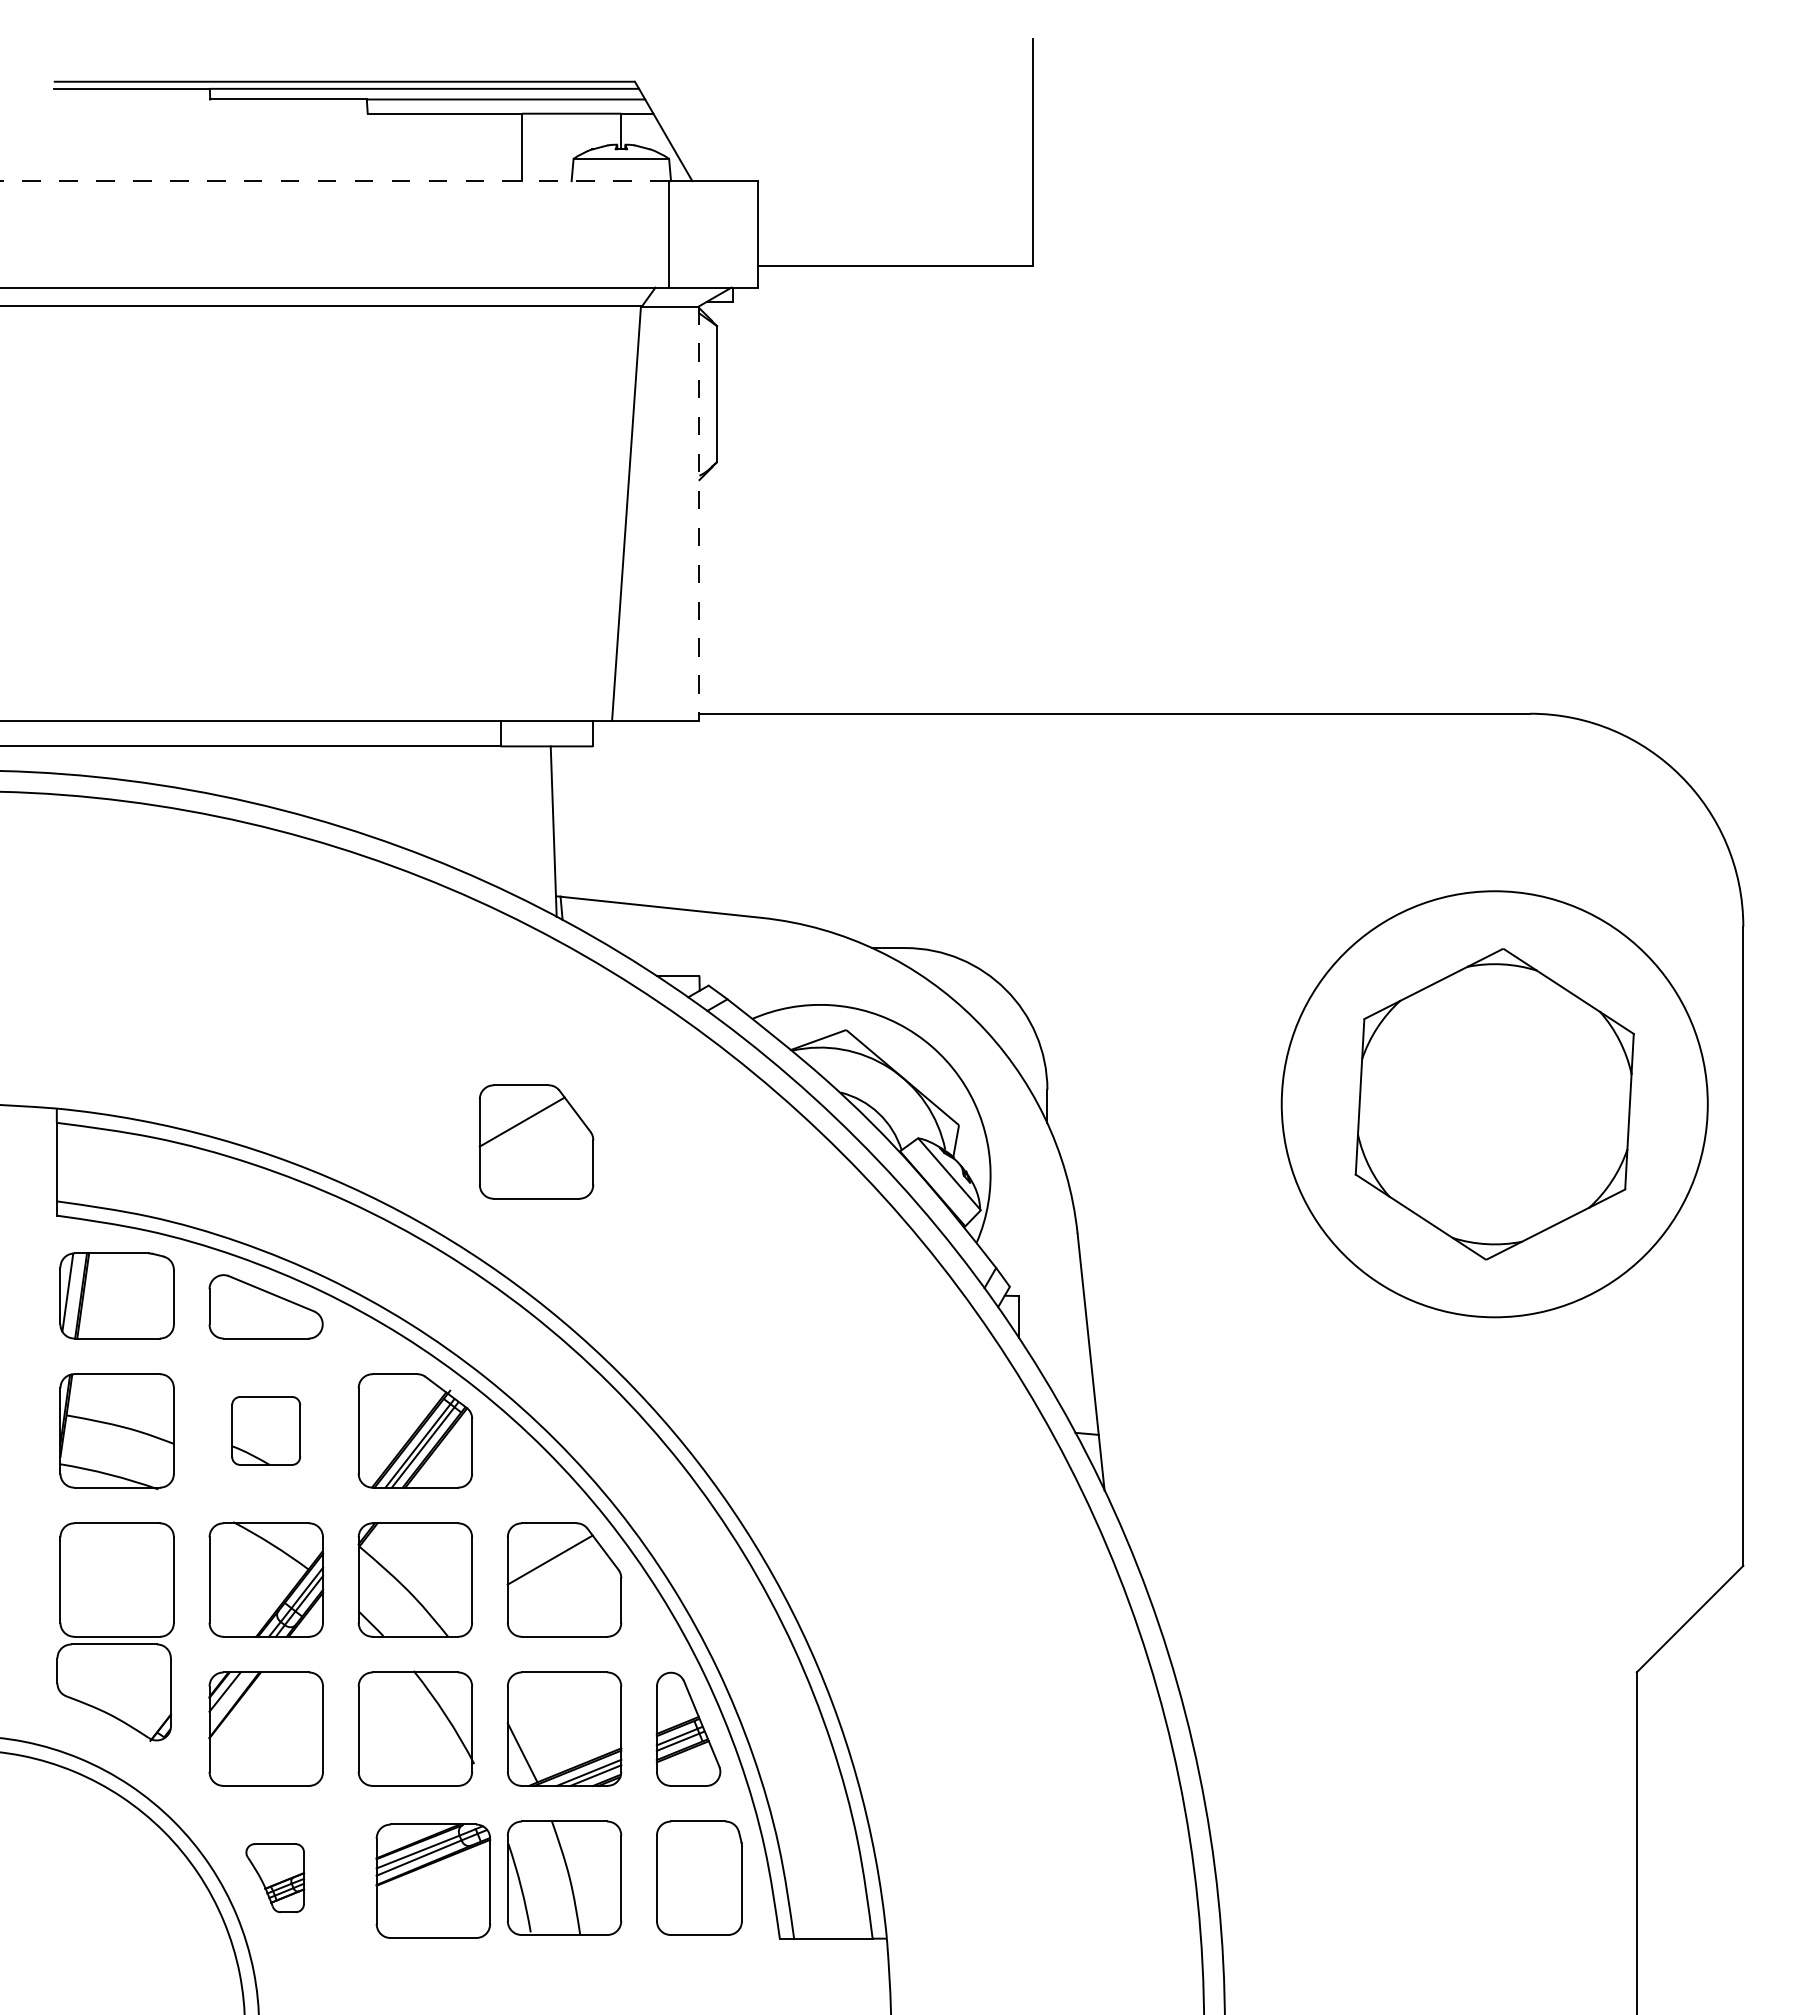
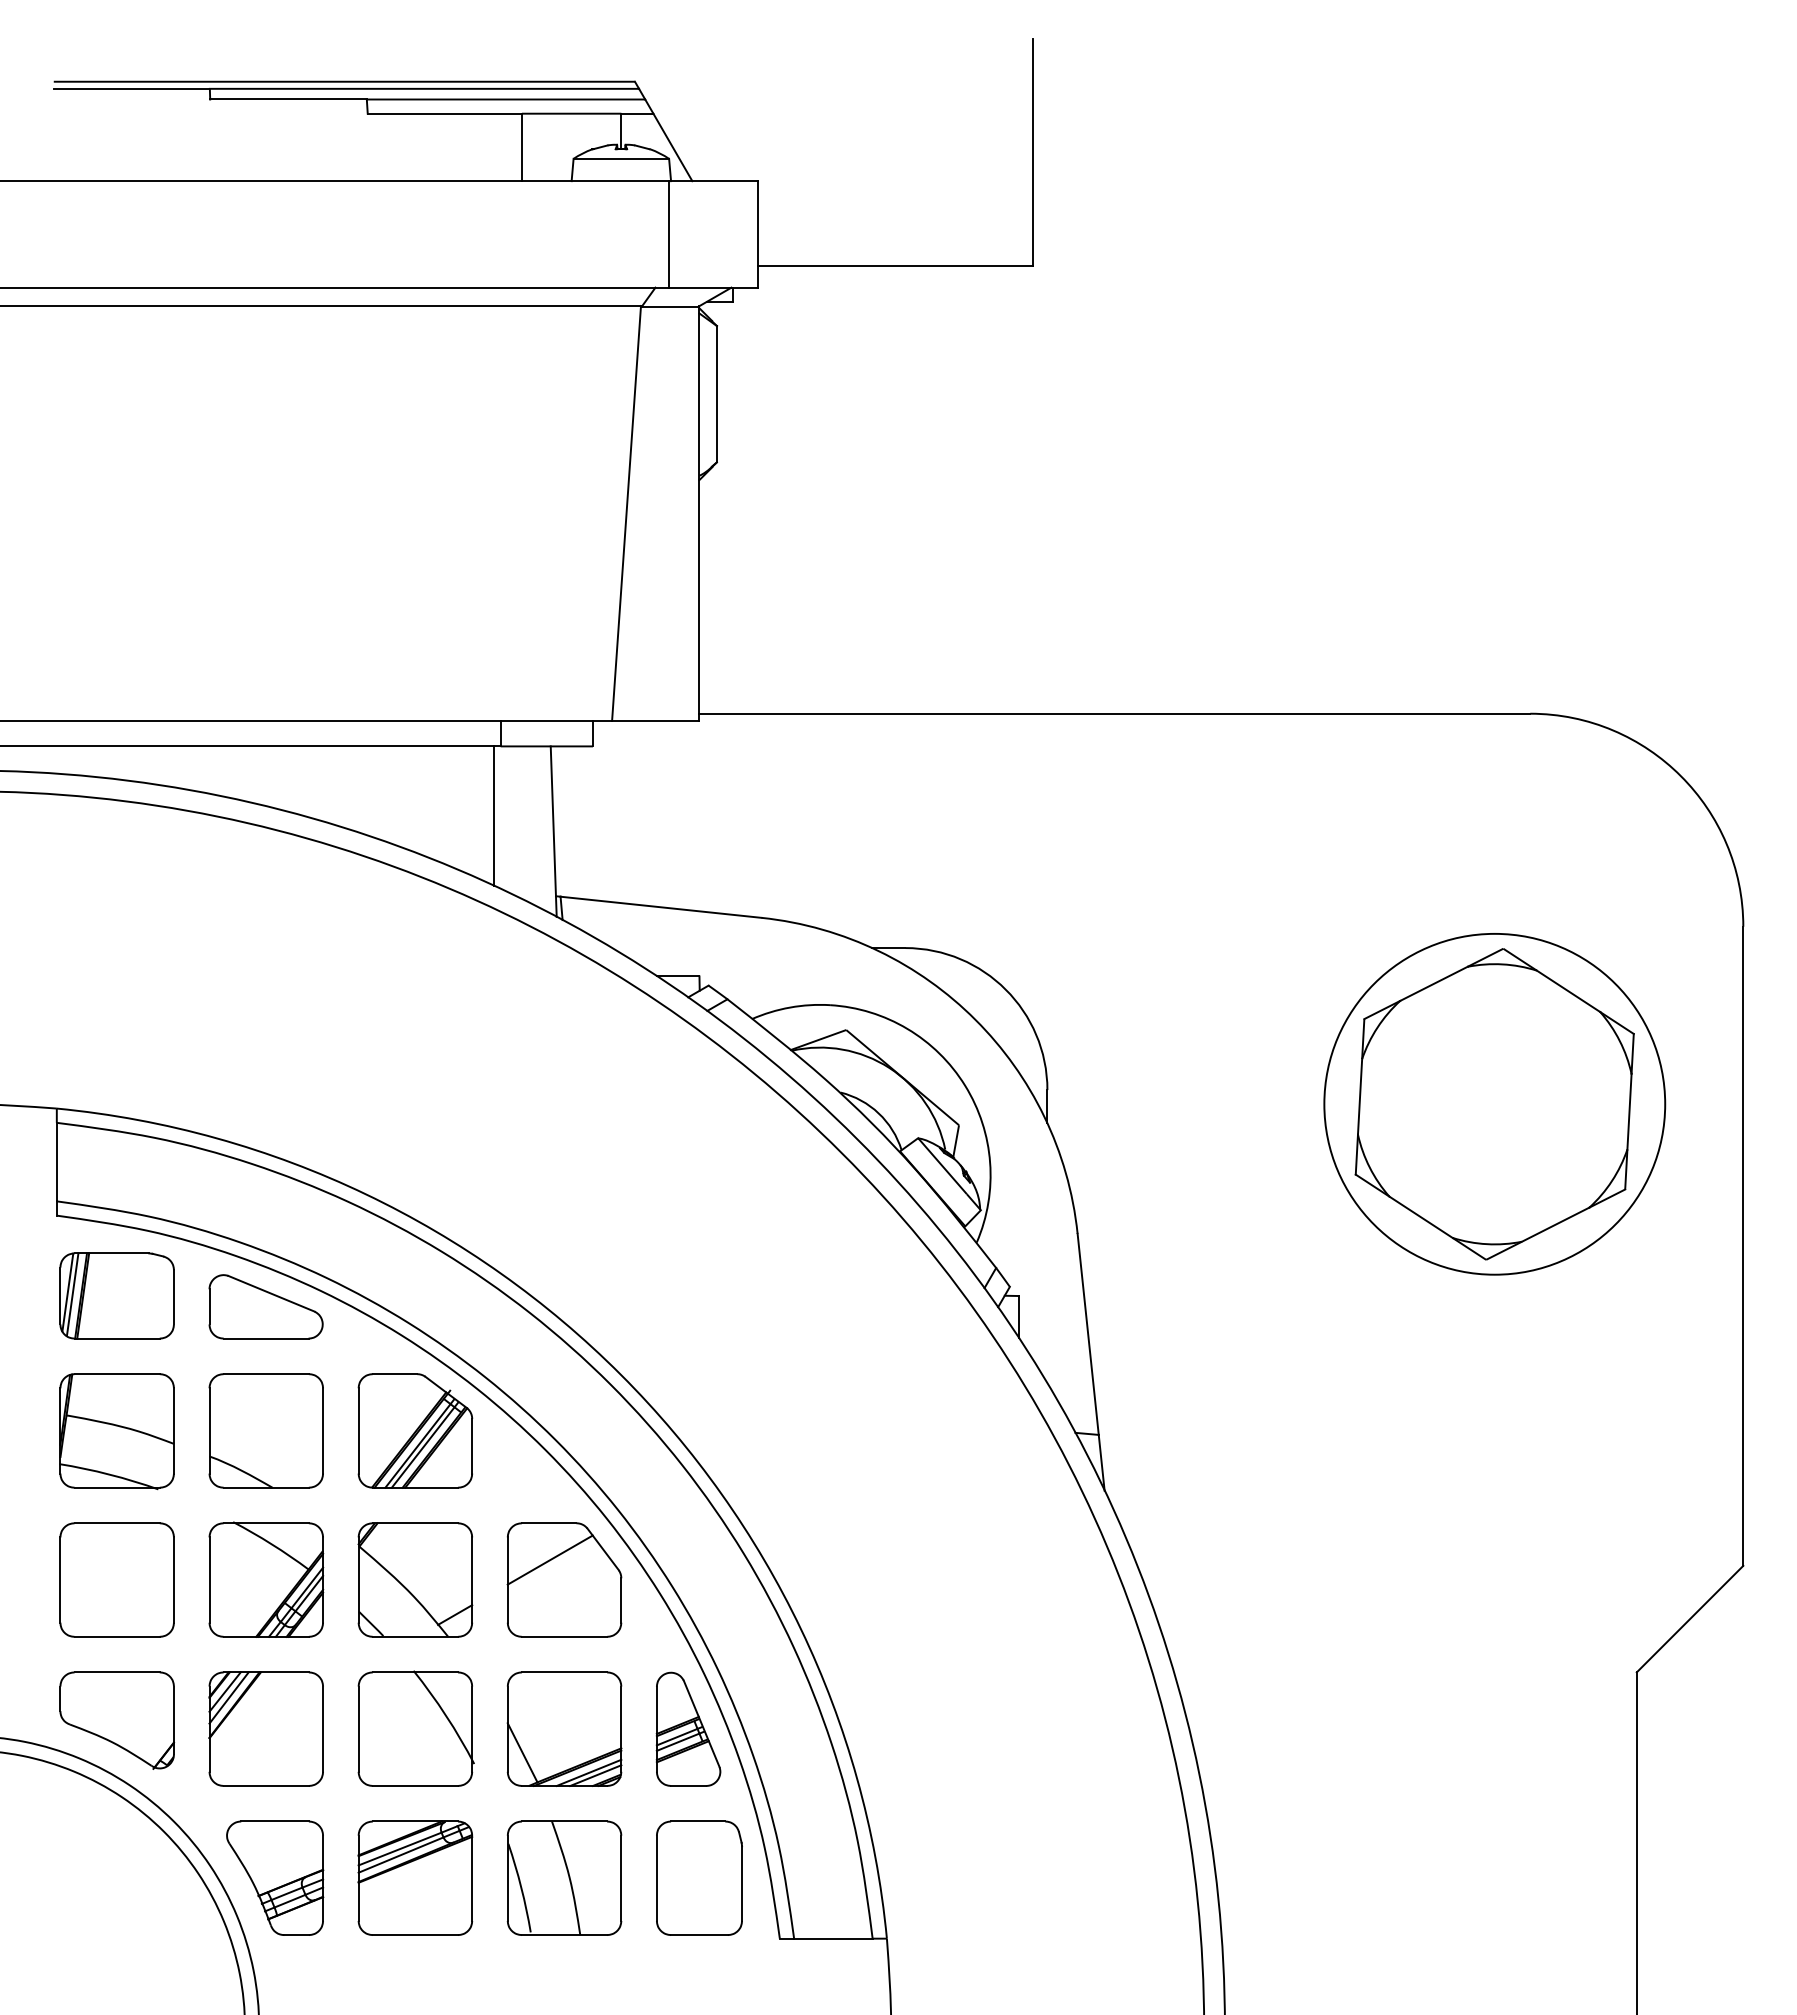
line: dashed -> solid (333, 181)
line: dashed -> solid (699, 513)
line: none -> present (493, 815)
circle diameter: 426 px -> 341 px (1494, 1103)
part: present -> none (536, 1141)
line: none -> present (72, 1294)
part size: 71x70 px -> 116x116 px (265, 1430)
line: none -> present (455, 1614)
part position: (114, 1692) -> (117, 1720) (117, 1720)
line: none -> present (228, 1697)
part size: 61x71 px -> 99x116 px (275, 1877)
part position: (433, 1880) -> (415, 1877) (415, 1877)
